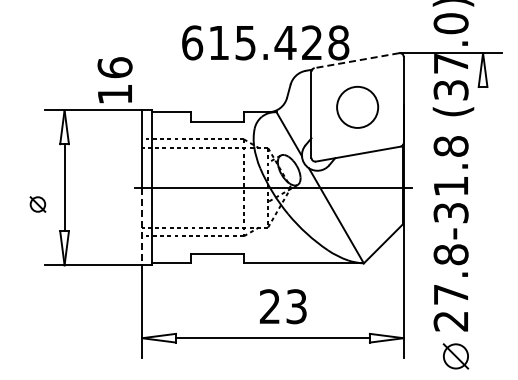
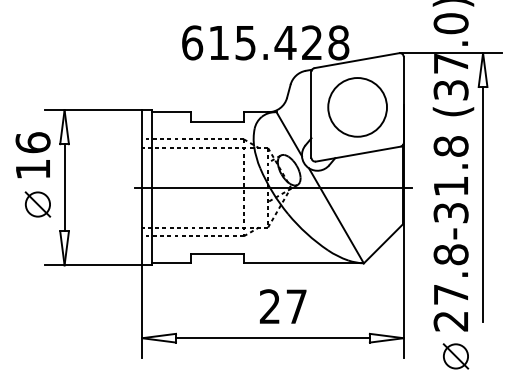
line: dashed -> solid (356, 60)
text position: (114, 80) -> (32, 155) (32, 155)
circle diameter: 41 px -> 59 px (357, 107)
part size: 18x17 px -> 28x27 px (37, 204)
line: none -> present (483, 204)
line: dashed -> solid (142, 226)
text: 23 -> 27 (296, 306)
